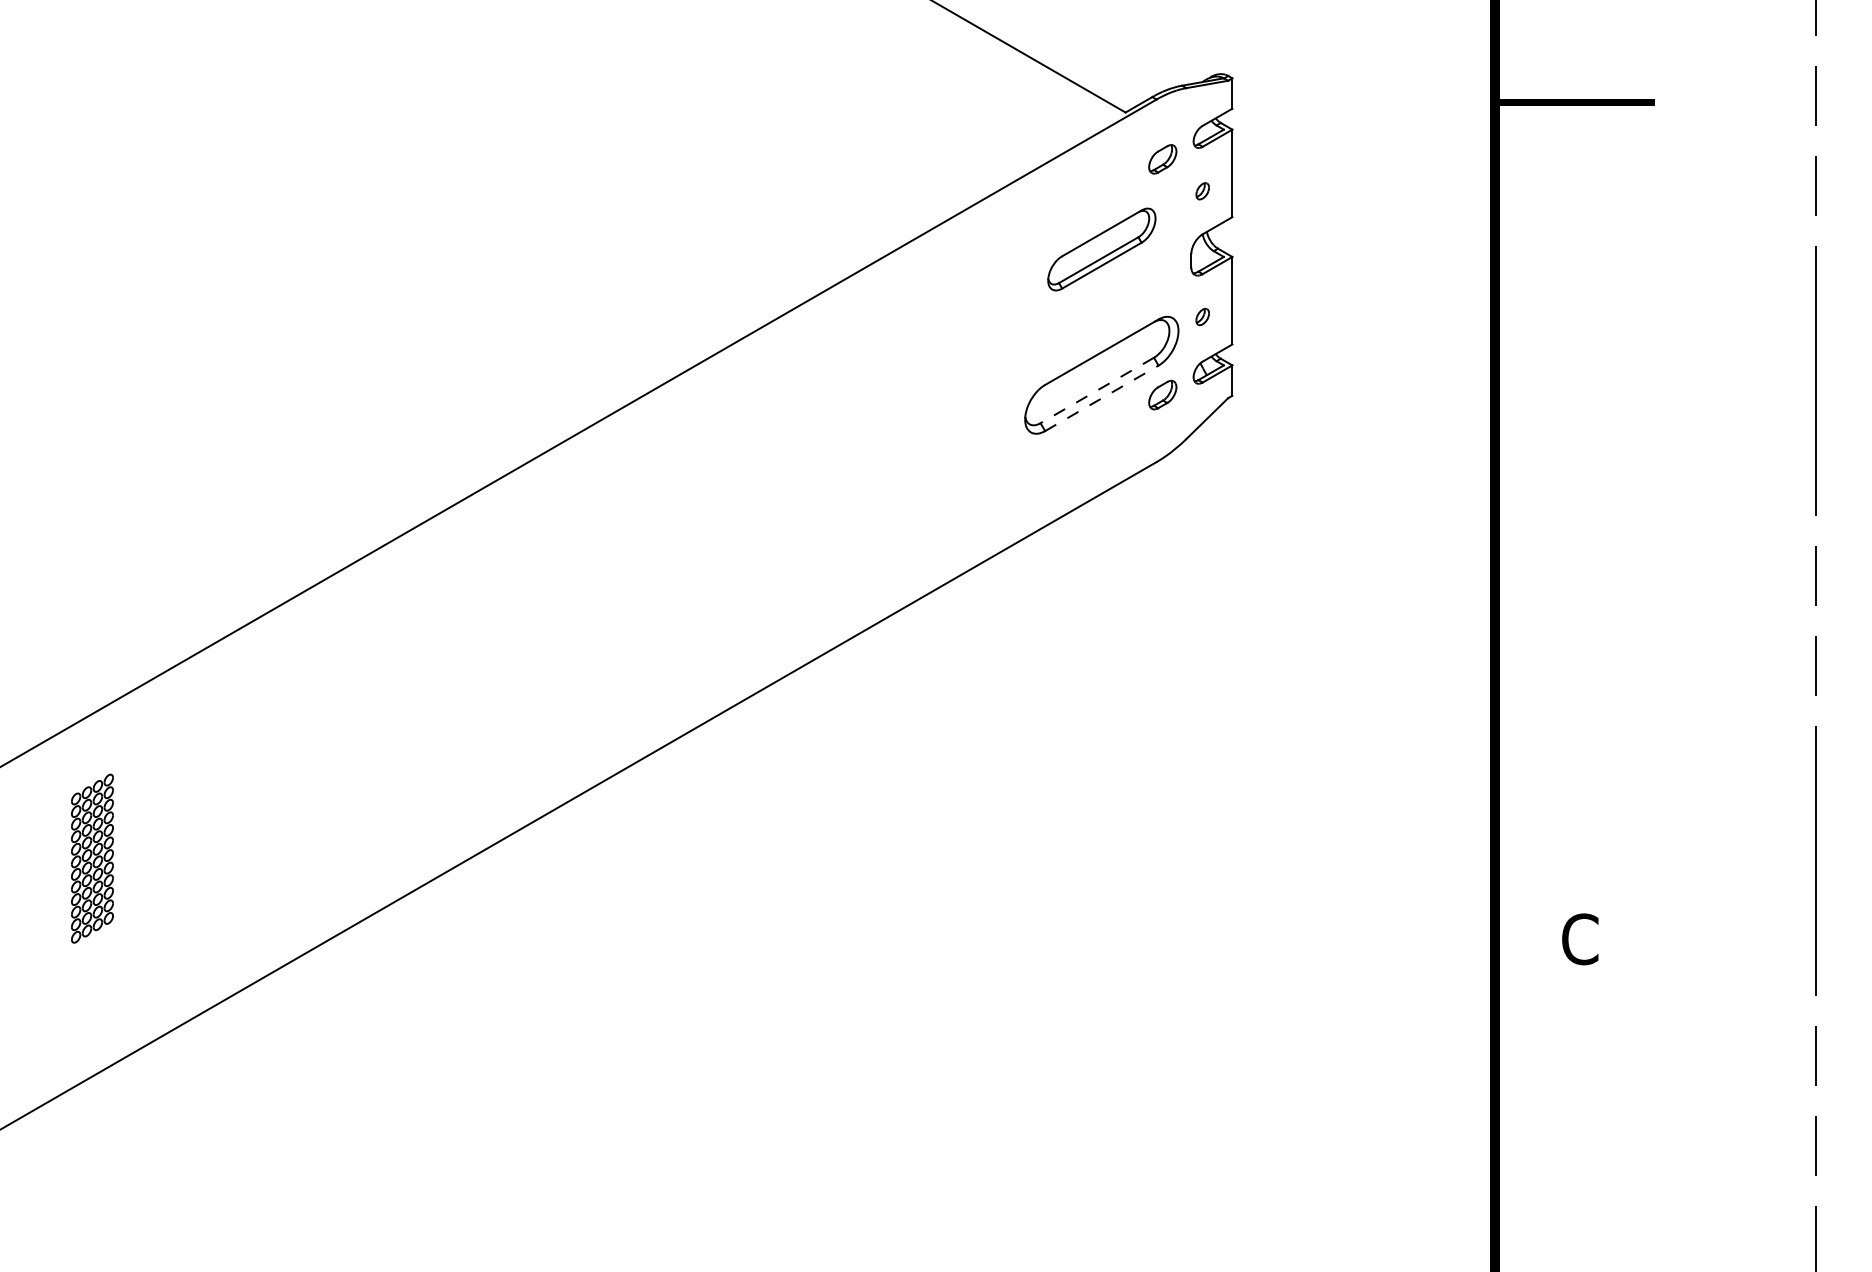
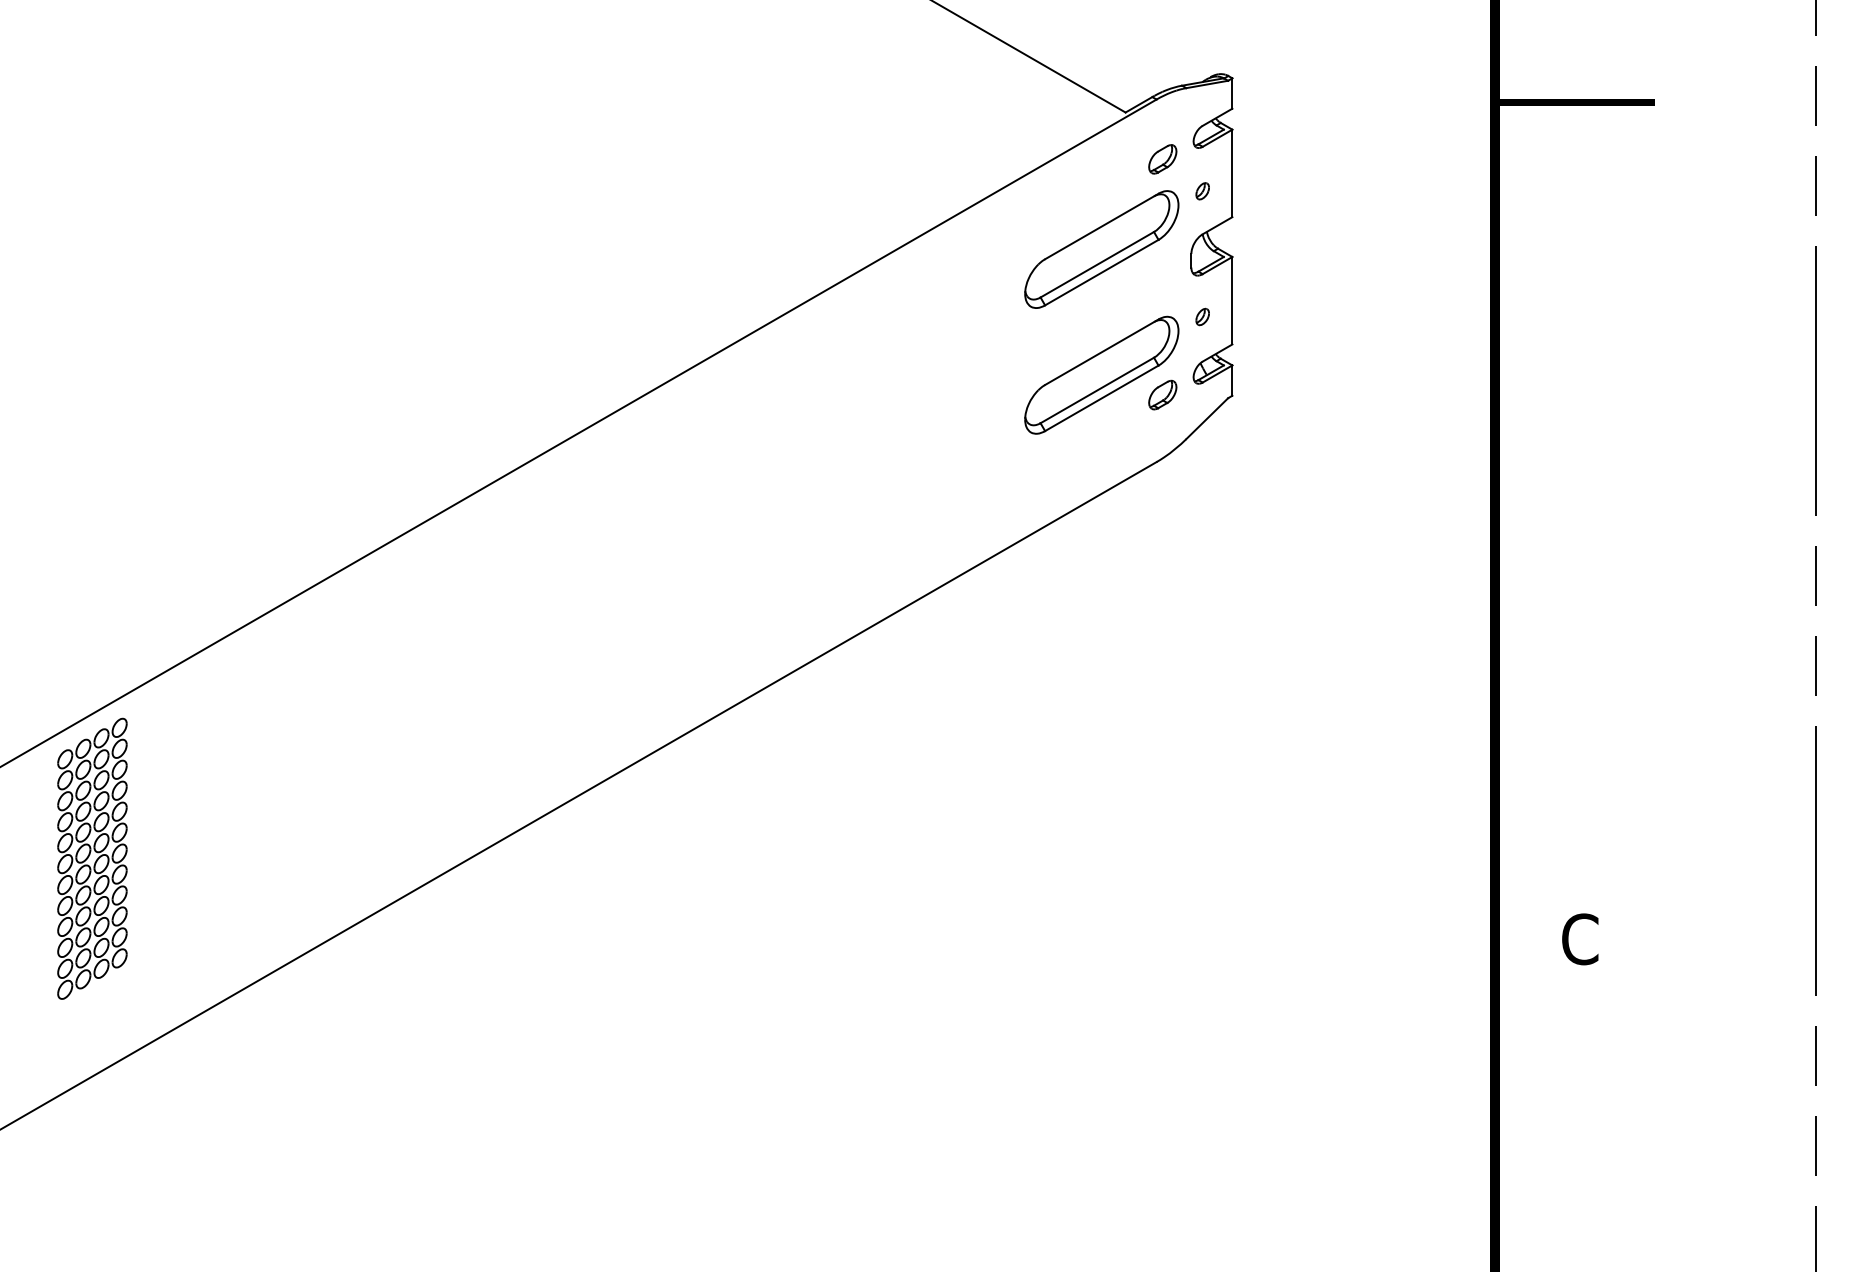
part size: 110x85 px -> 156x119 px (1101, 249)
line: dashed -> solid (1096, 390)
line: dashed -> solid (1102, 398)
part size: 43x171 px -> 71x283 px (92, 858)
